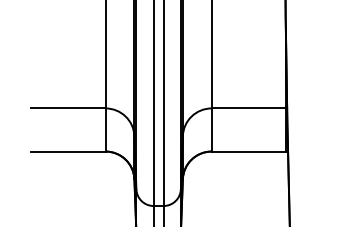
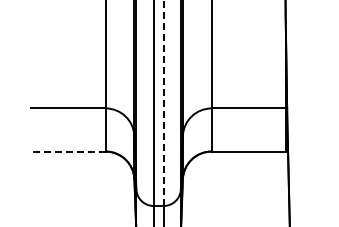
line: solid -> dashed (163, 103)
line: solid -> dashed (68, 151)
